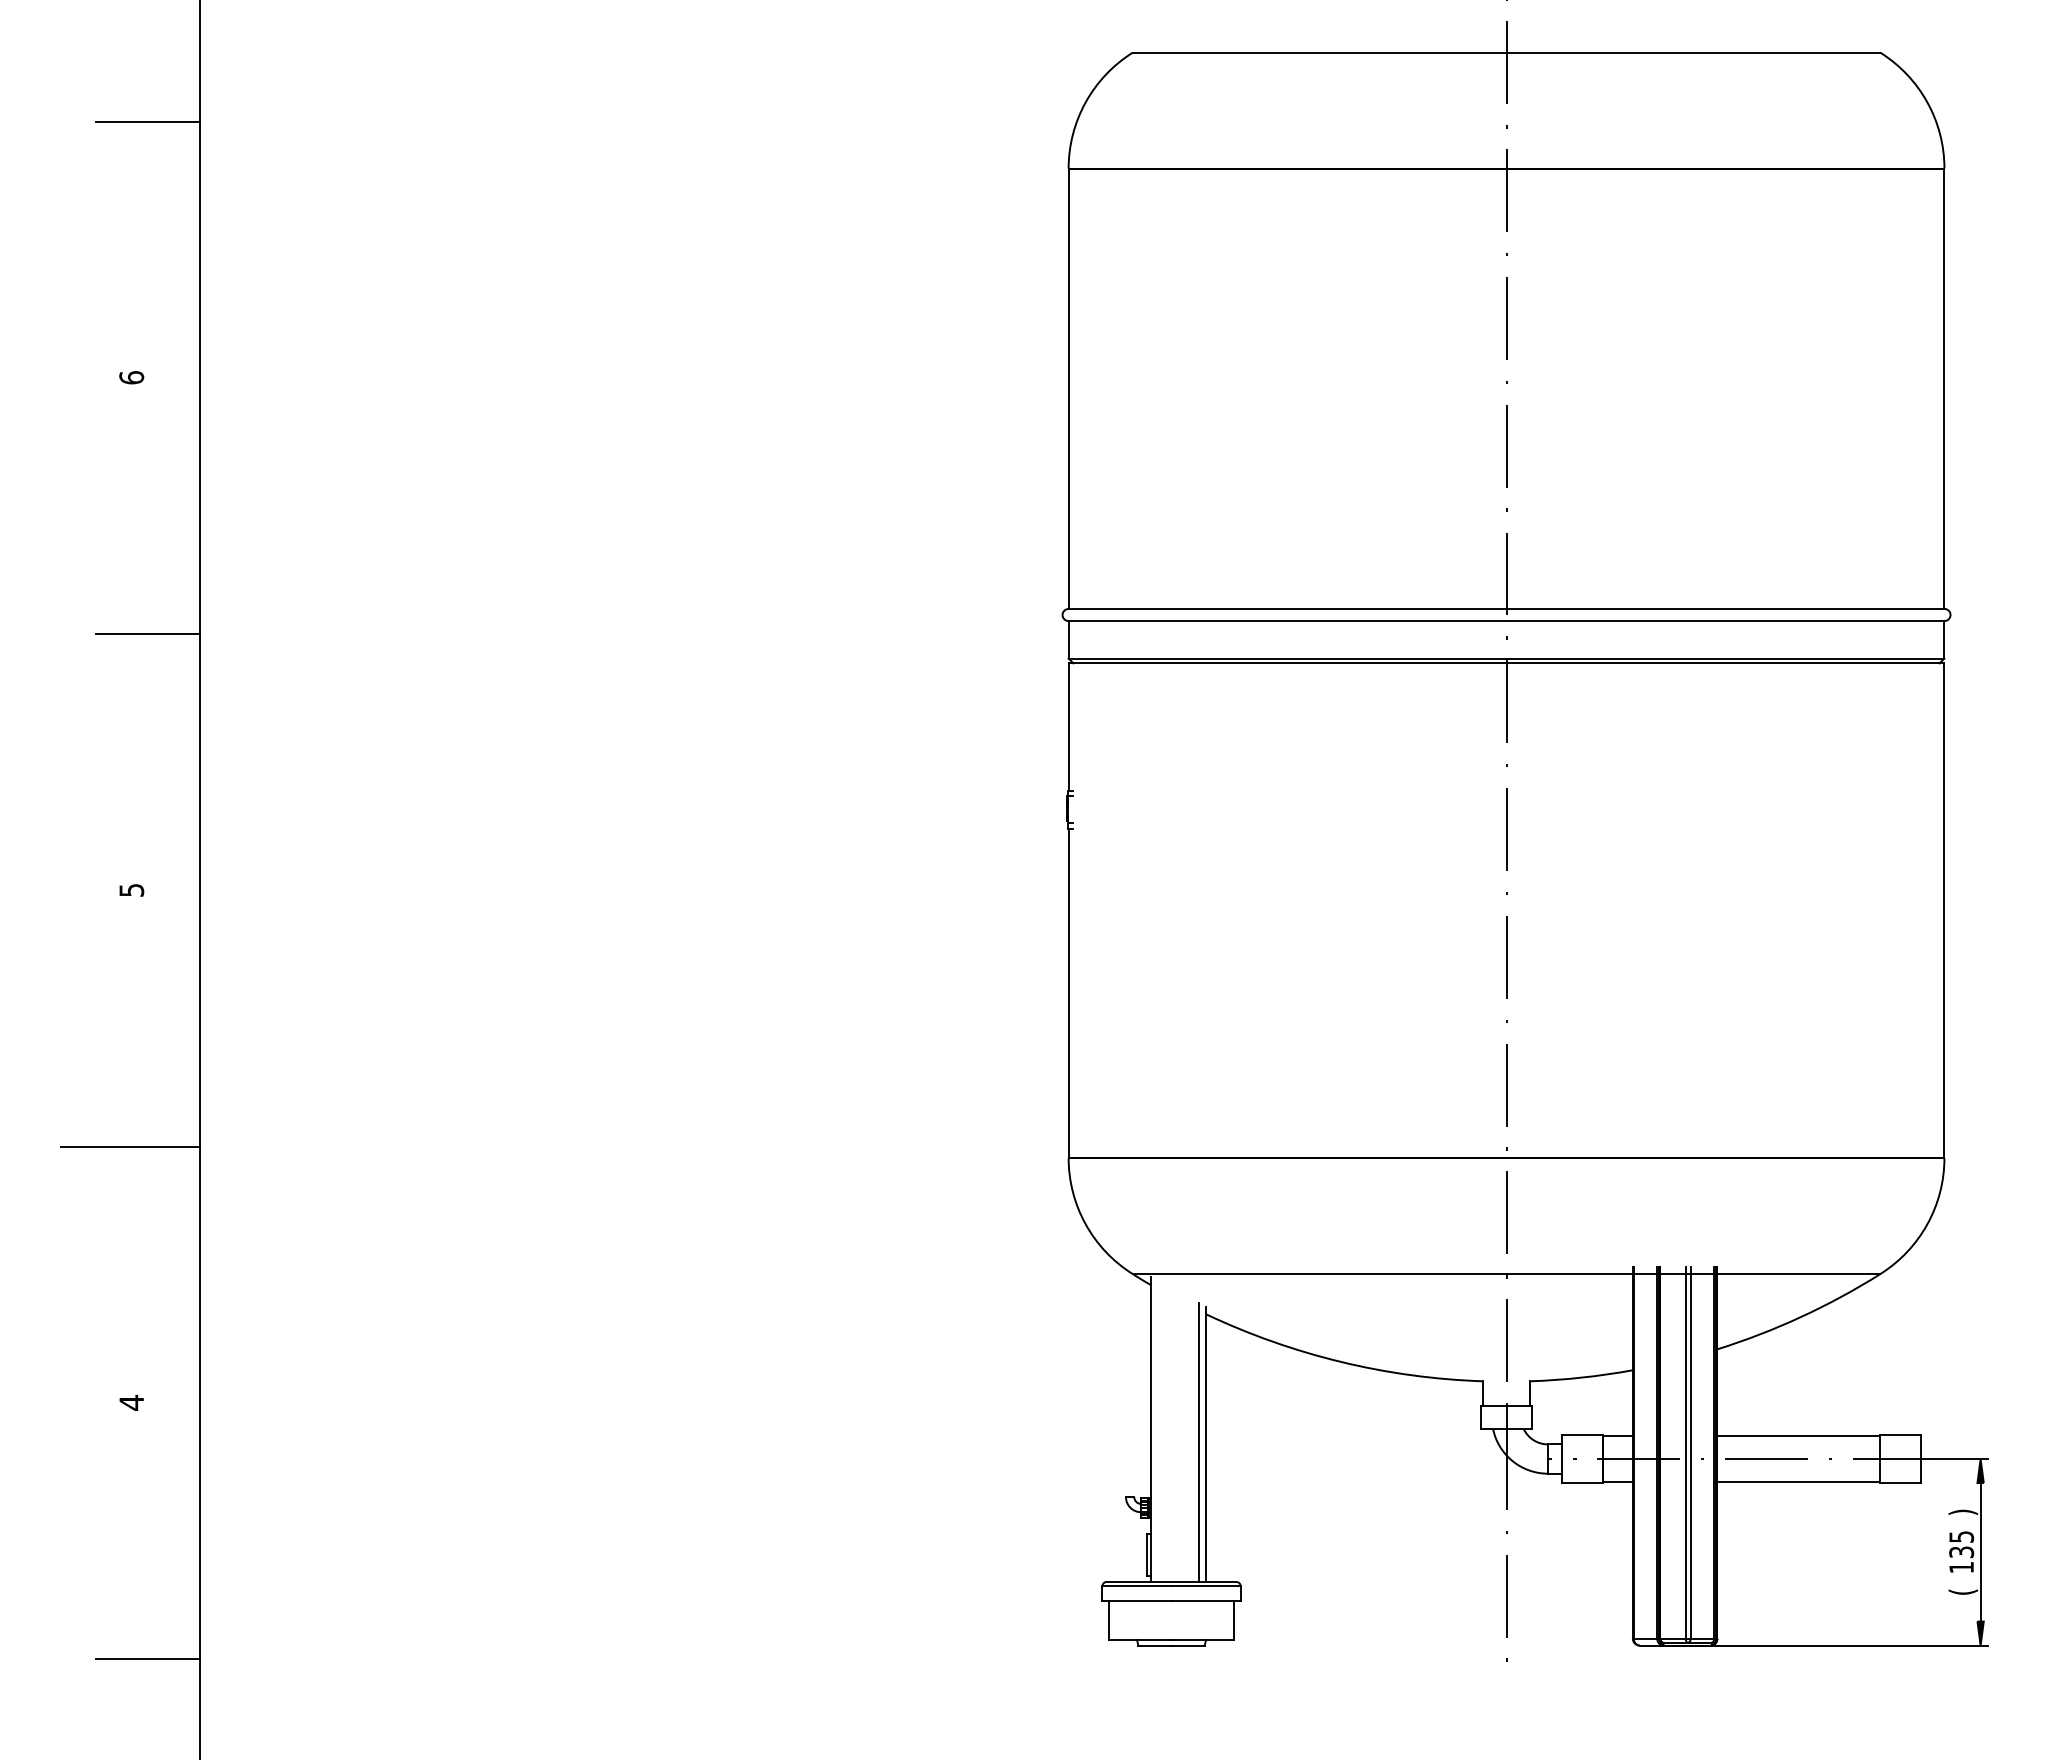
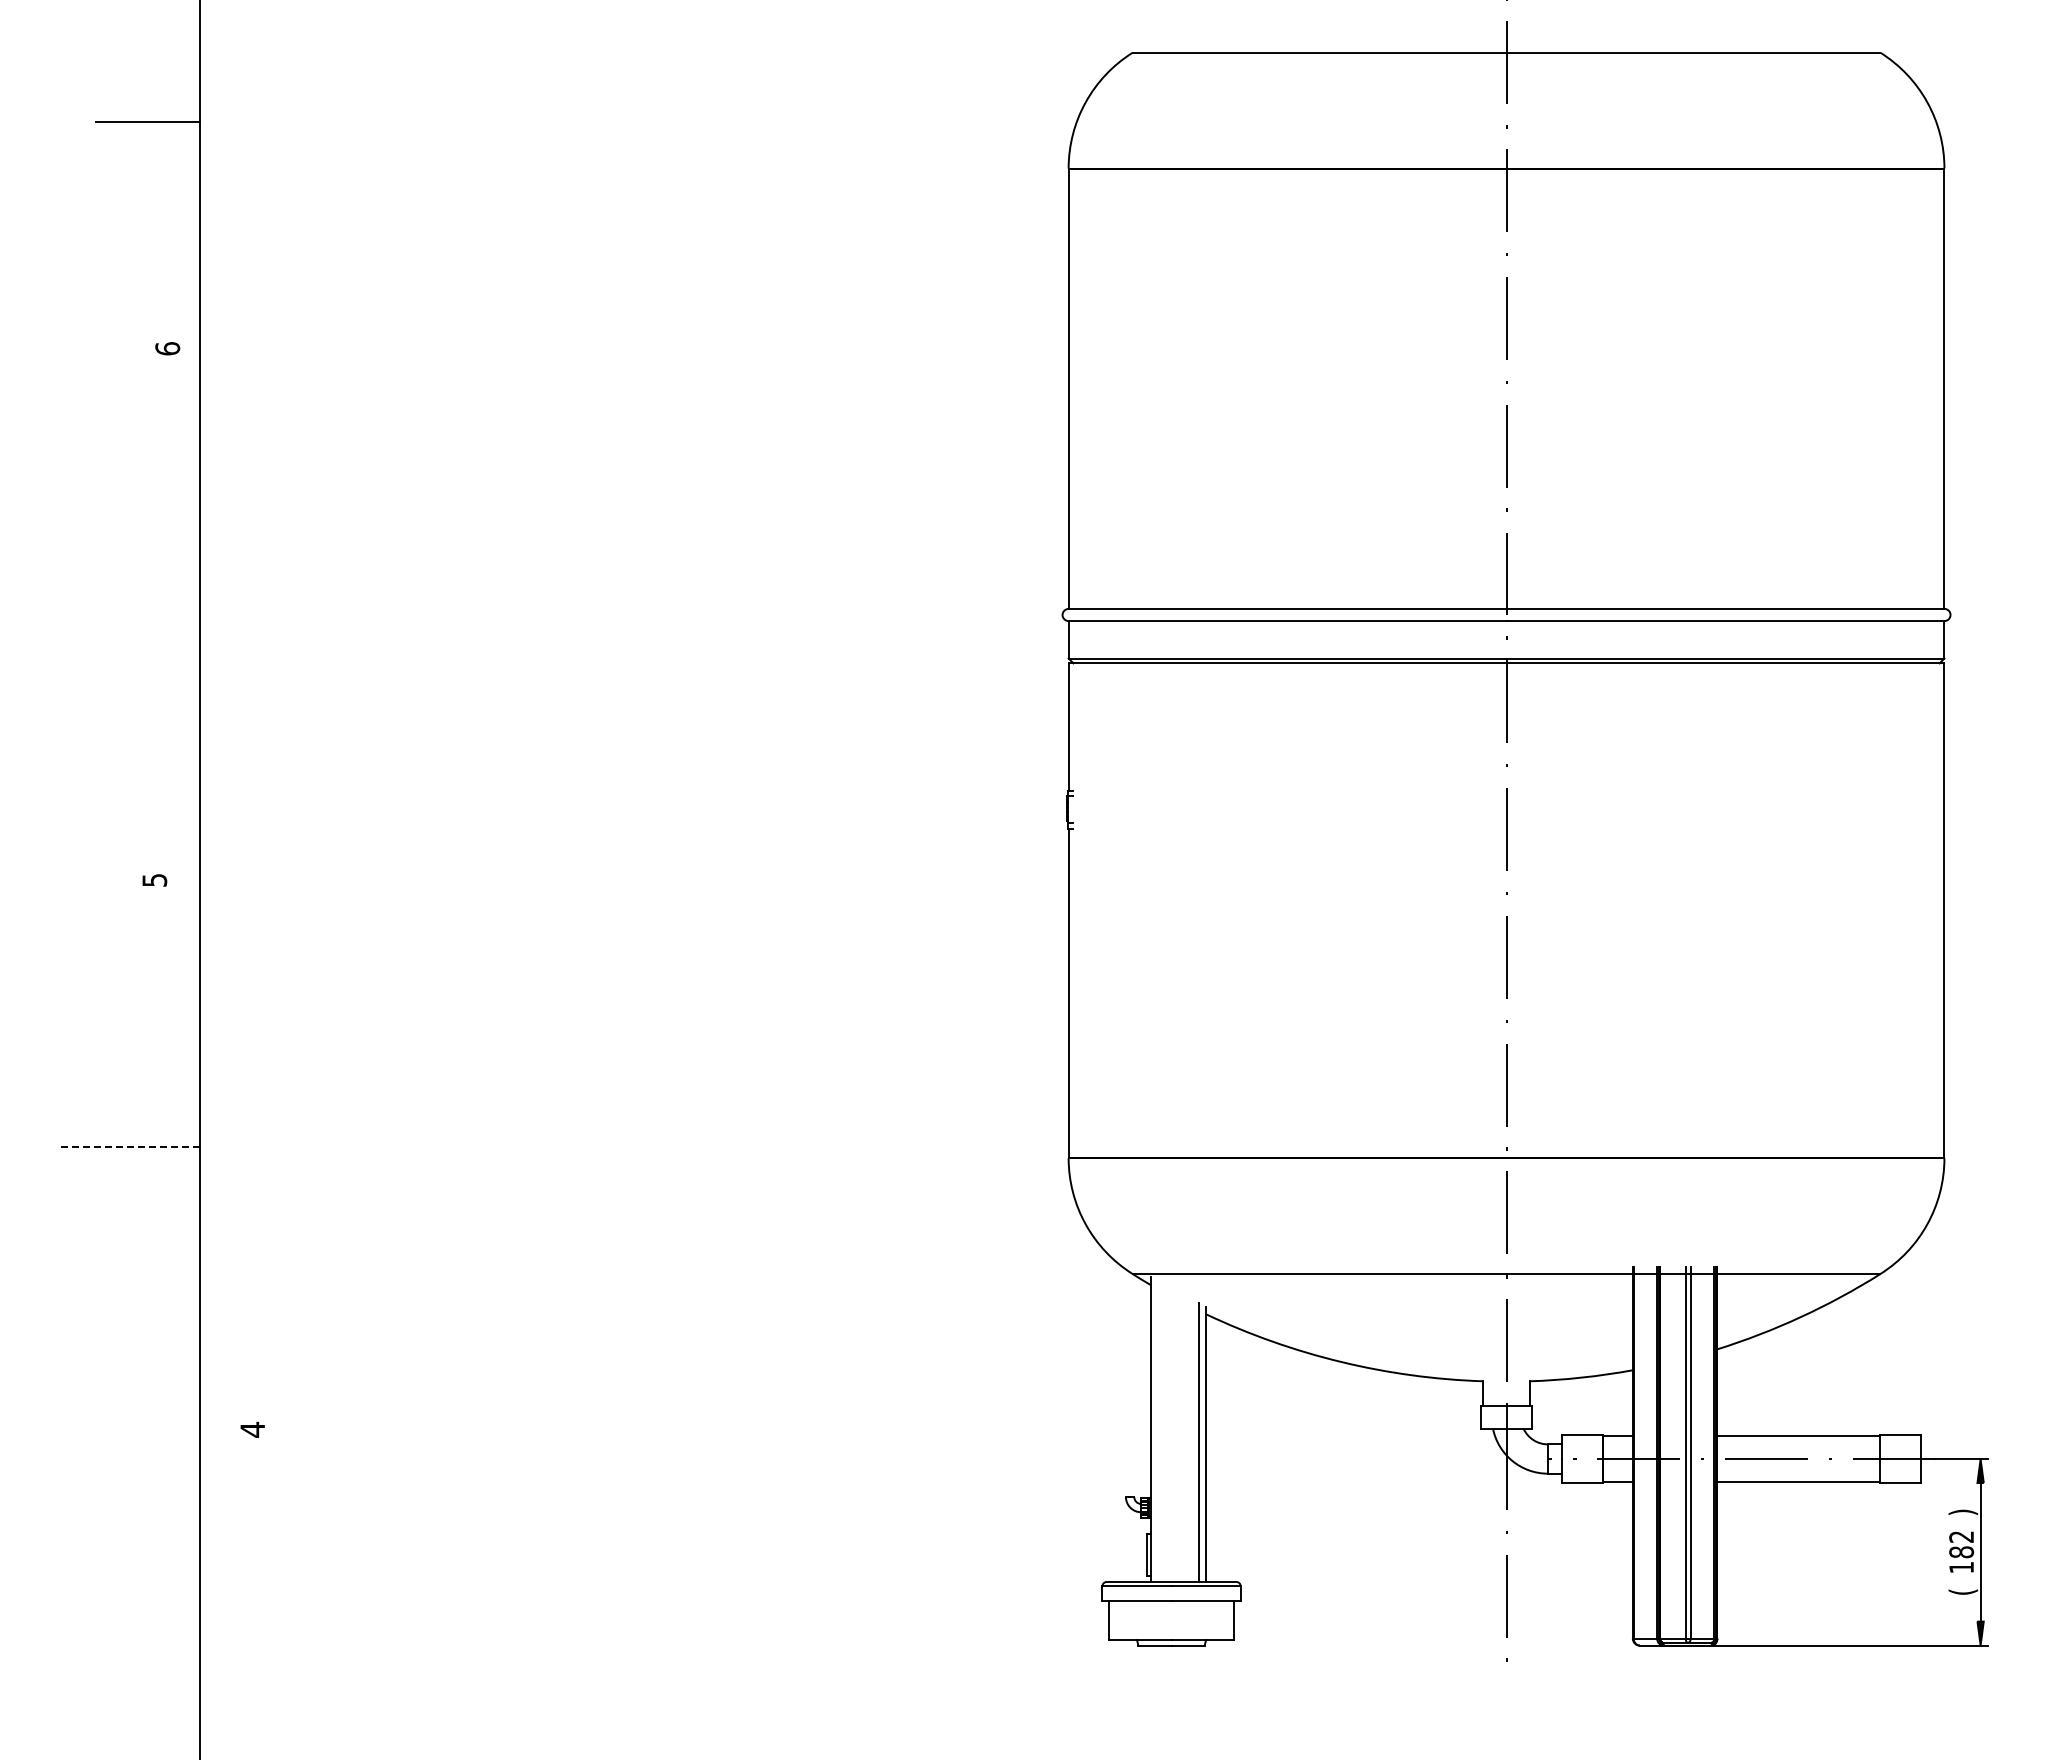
text position: (131, 377) -> (167, 348) (167, 348)
line: present -> none (147, 634)
text position: (131, 890) -> (154, 880) (154, 880)
line: solid -> dashed (130, 1146)
text position: (131, 1402) -> (252, 1429) (252, 1429)
text: 135 -> 182 (1961, 1544)
line: present -> none (147, 1659)
